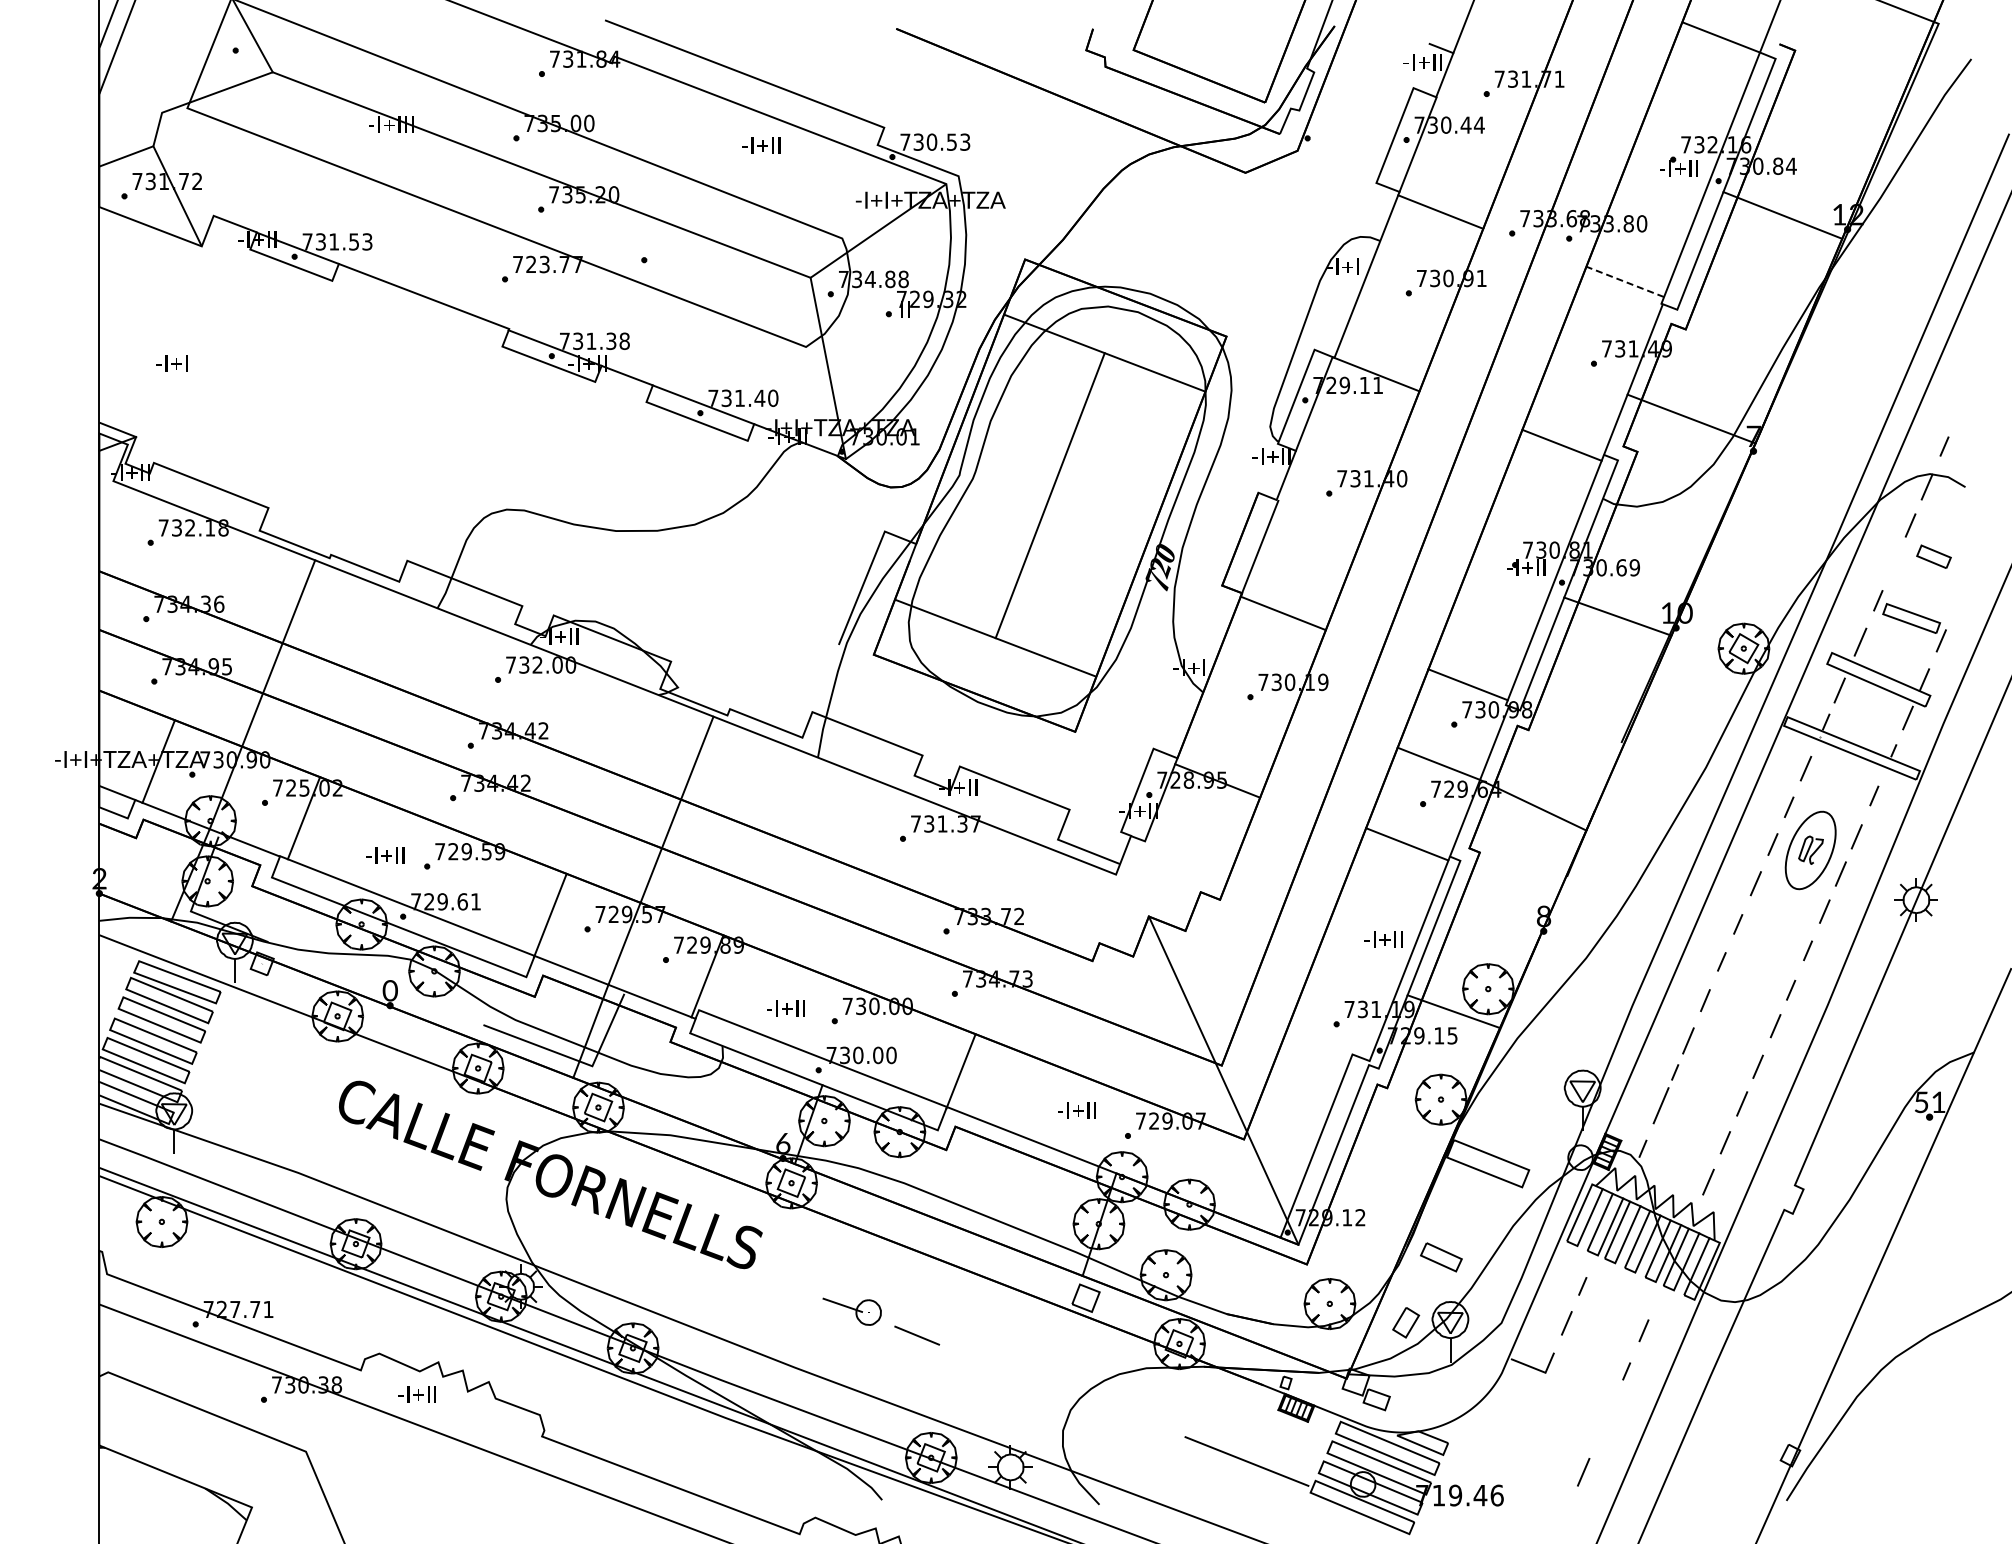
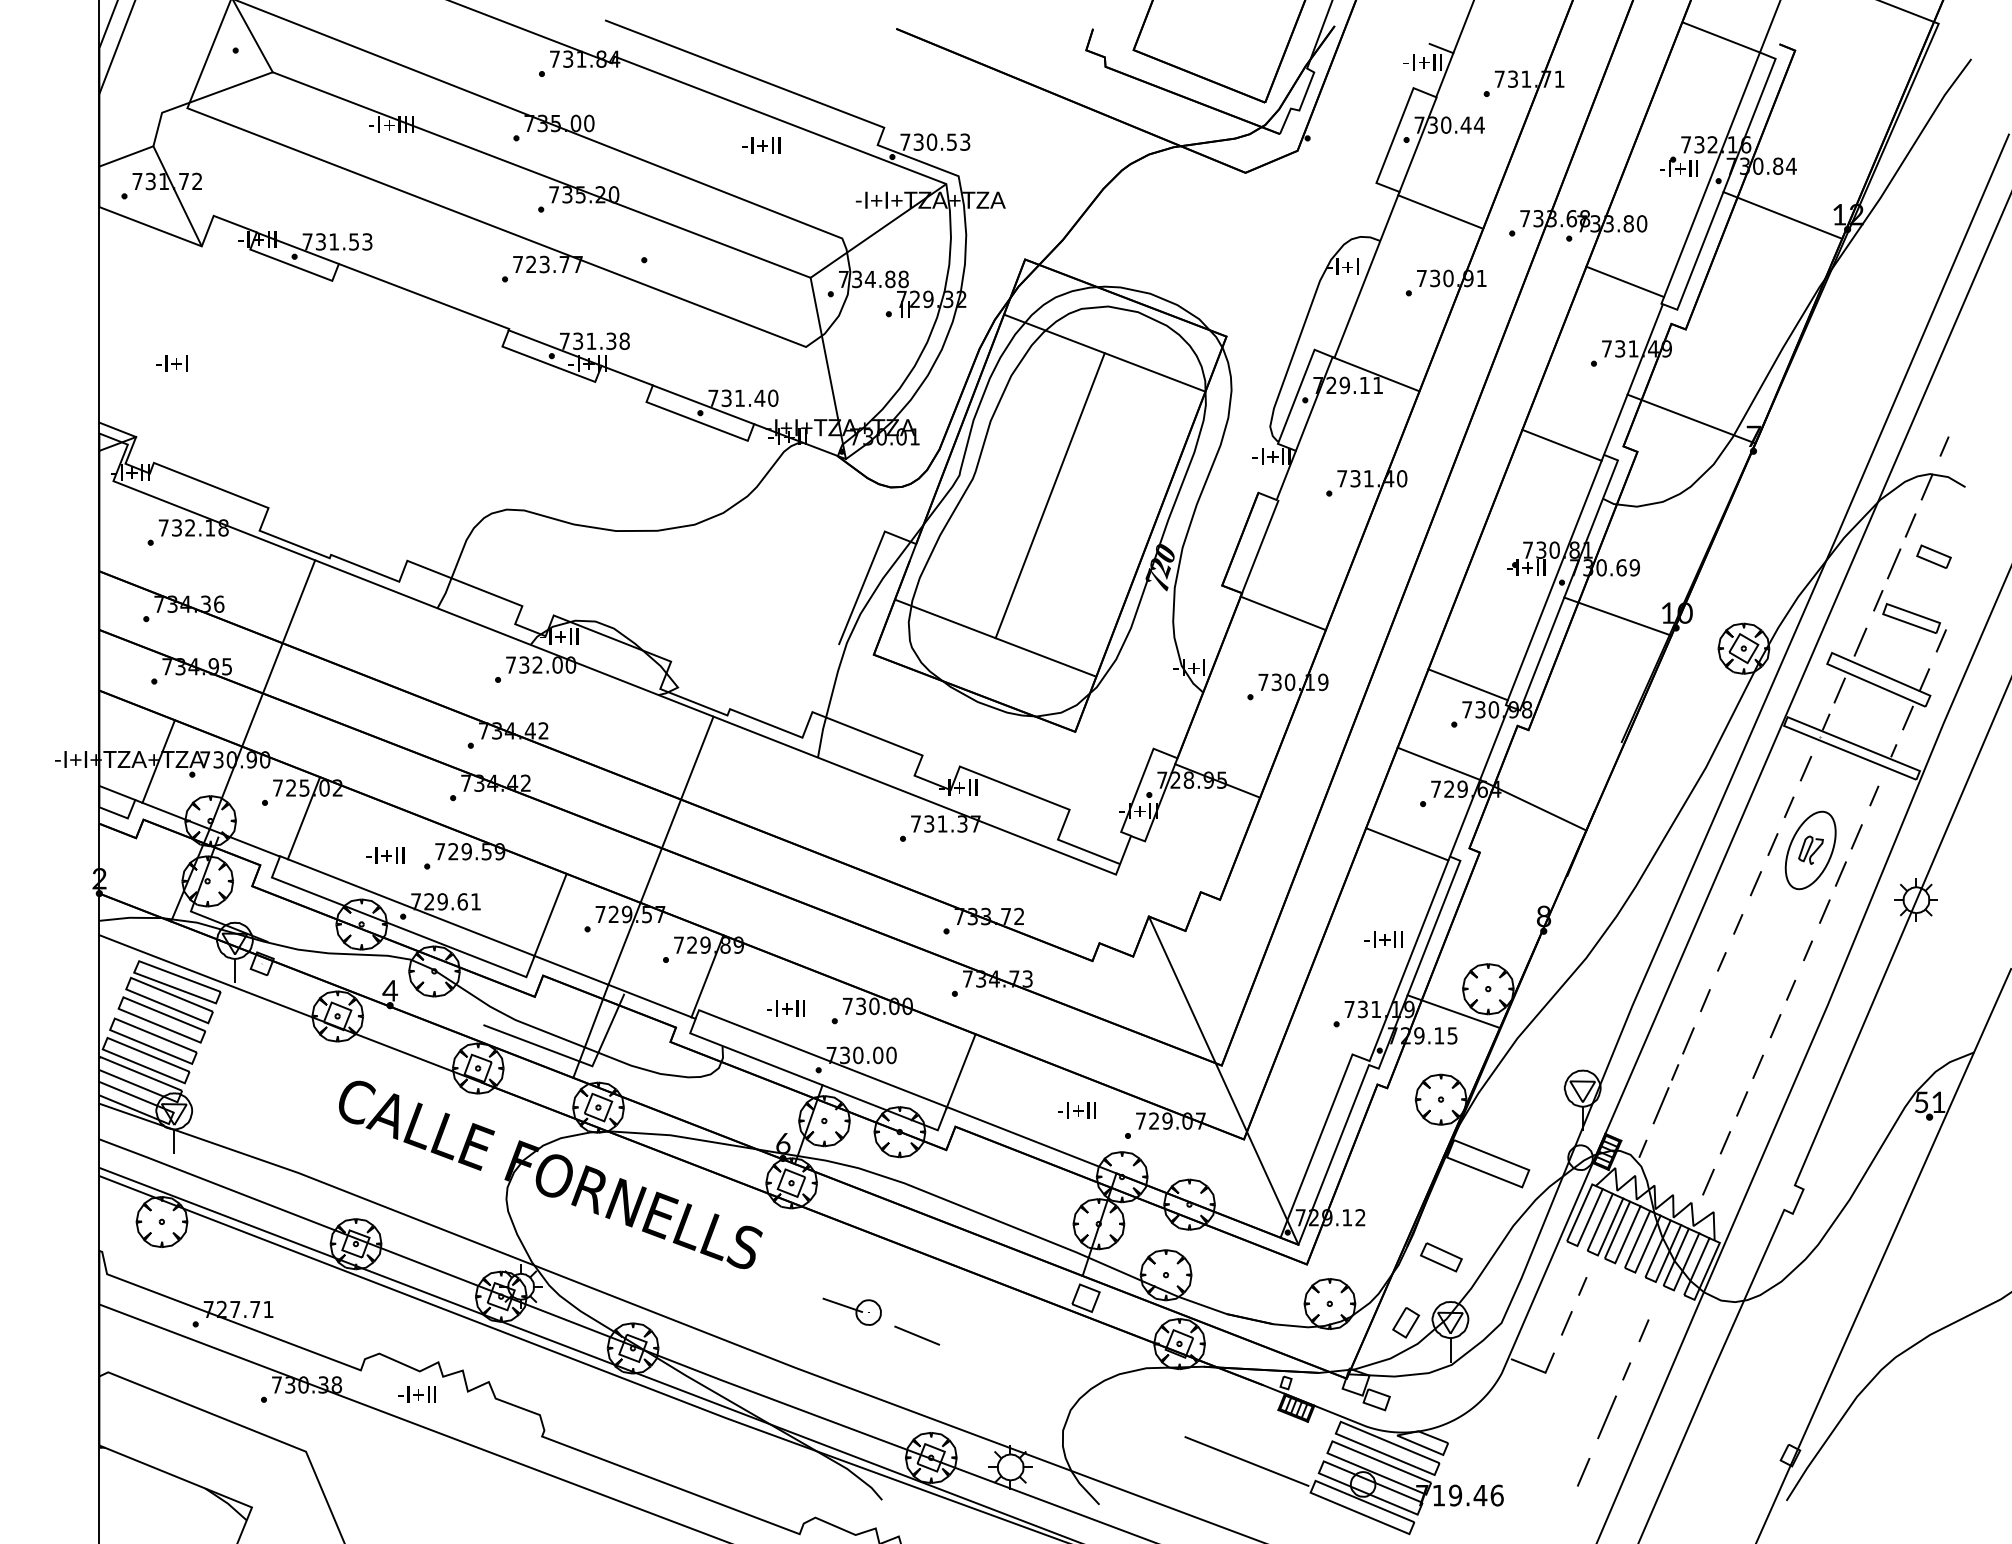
line: dashed -> solid (1625, 281)
line: none -> present (1893, 563)
text: 0 -> 4 (390, 990)
line: none -> present (1606, 1417)
